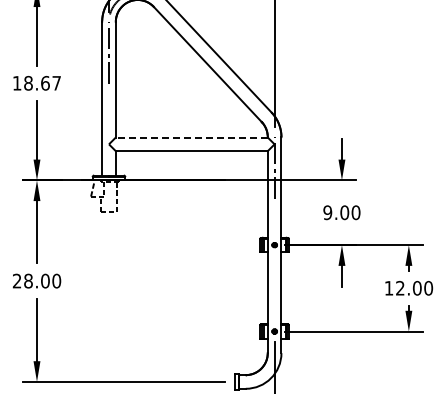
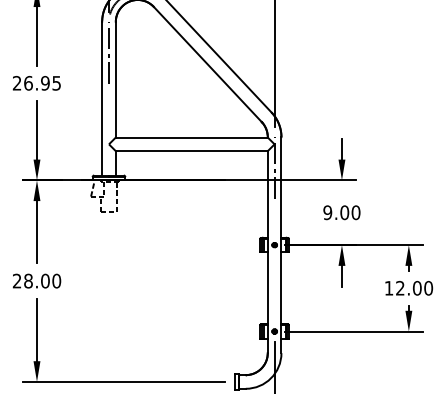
text: 18.67 -> 26.95 (36, 82)
line: dashed -> solid (191, 137)
